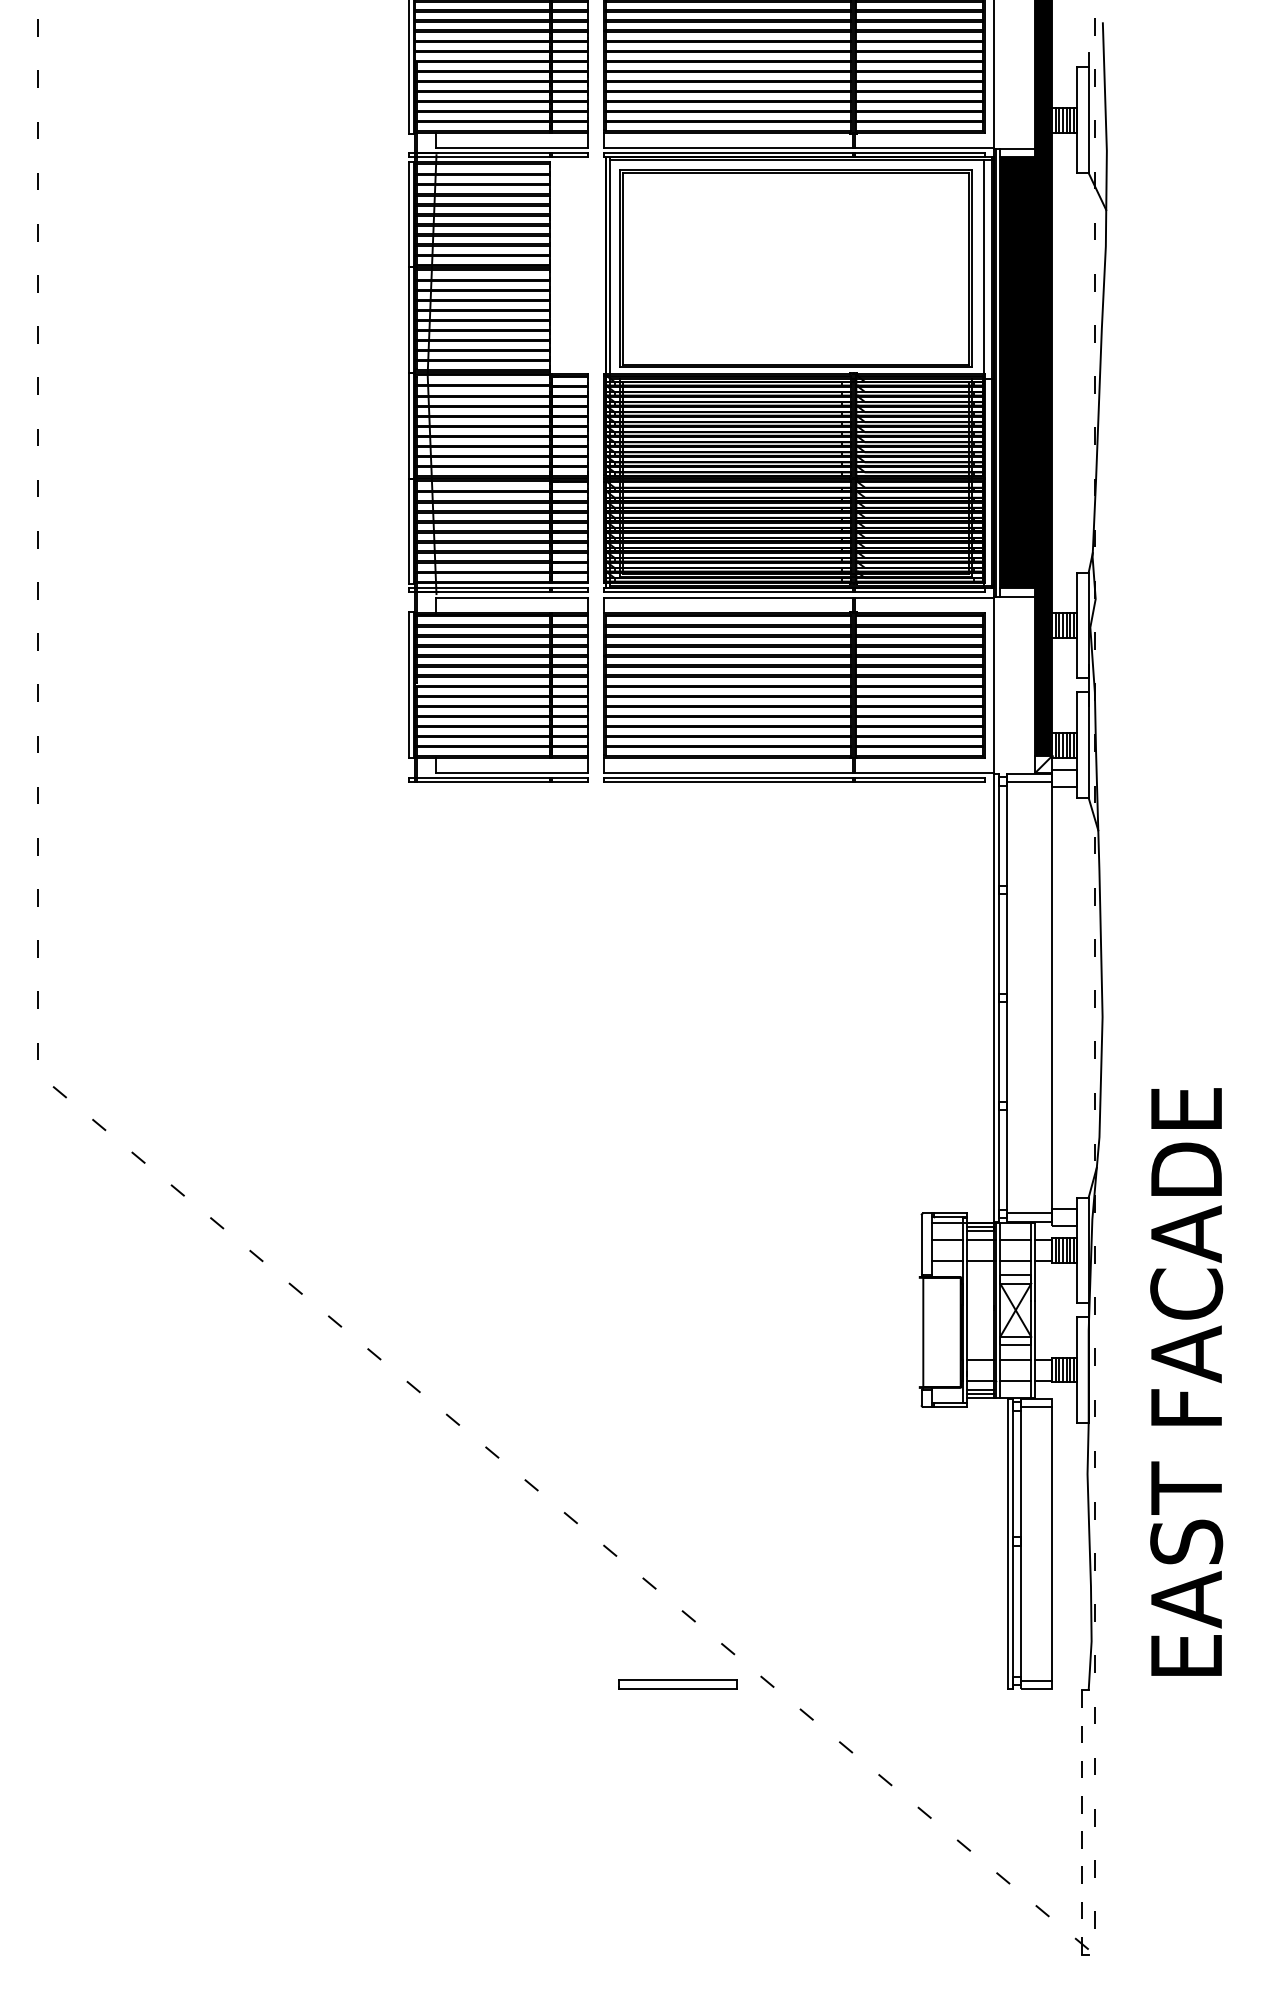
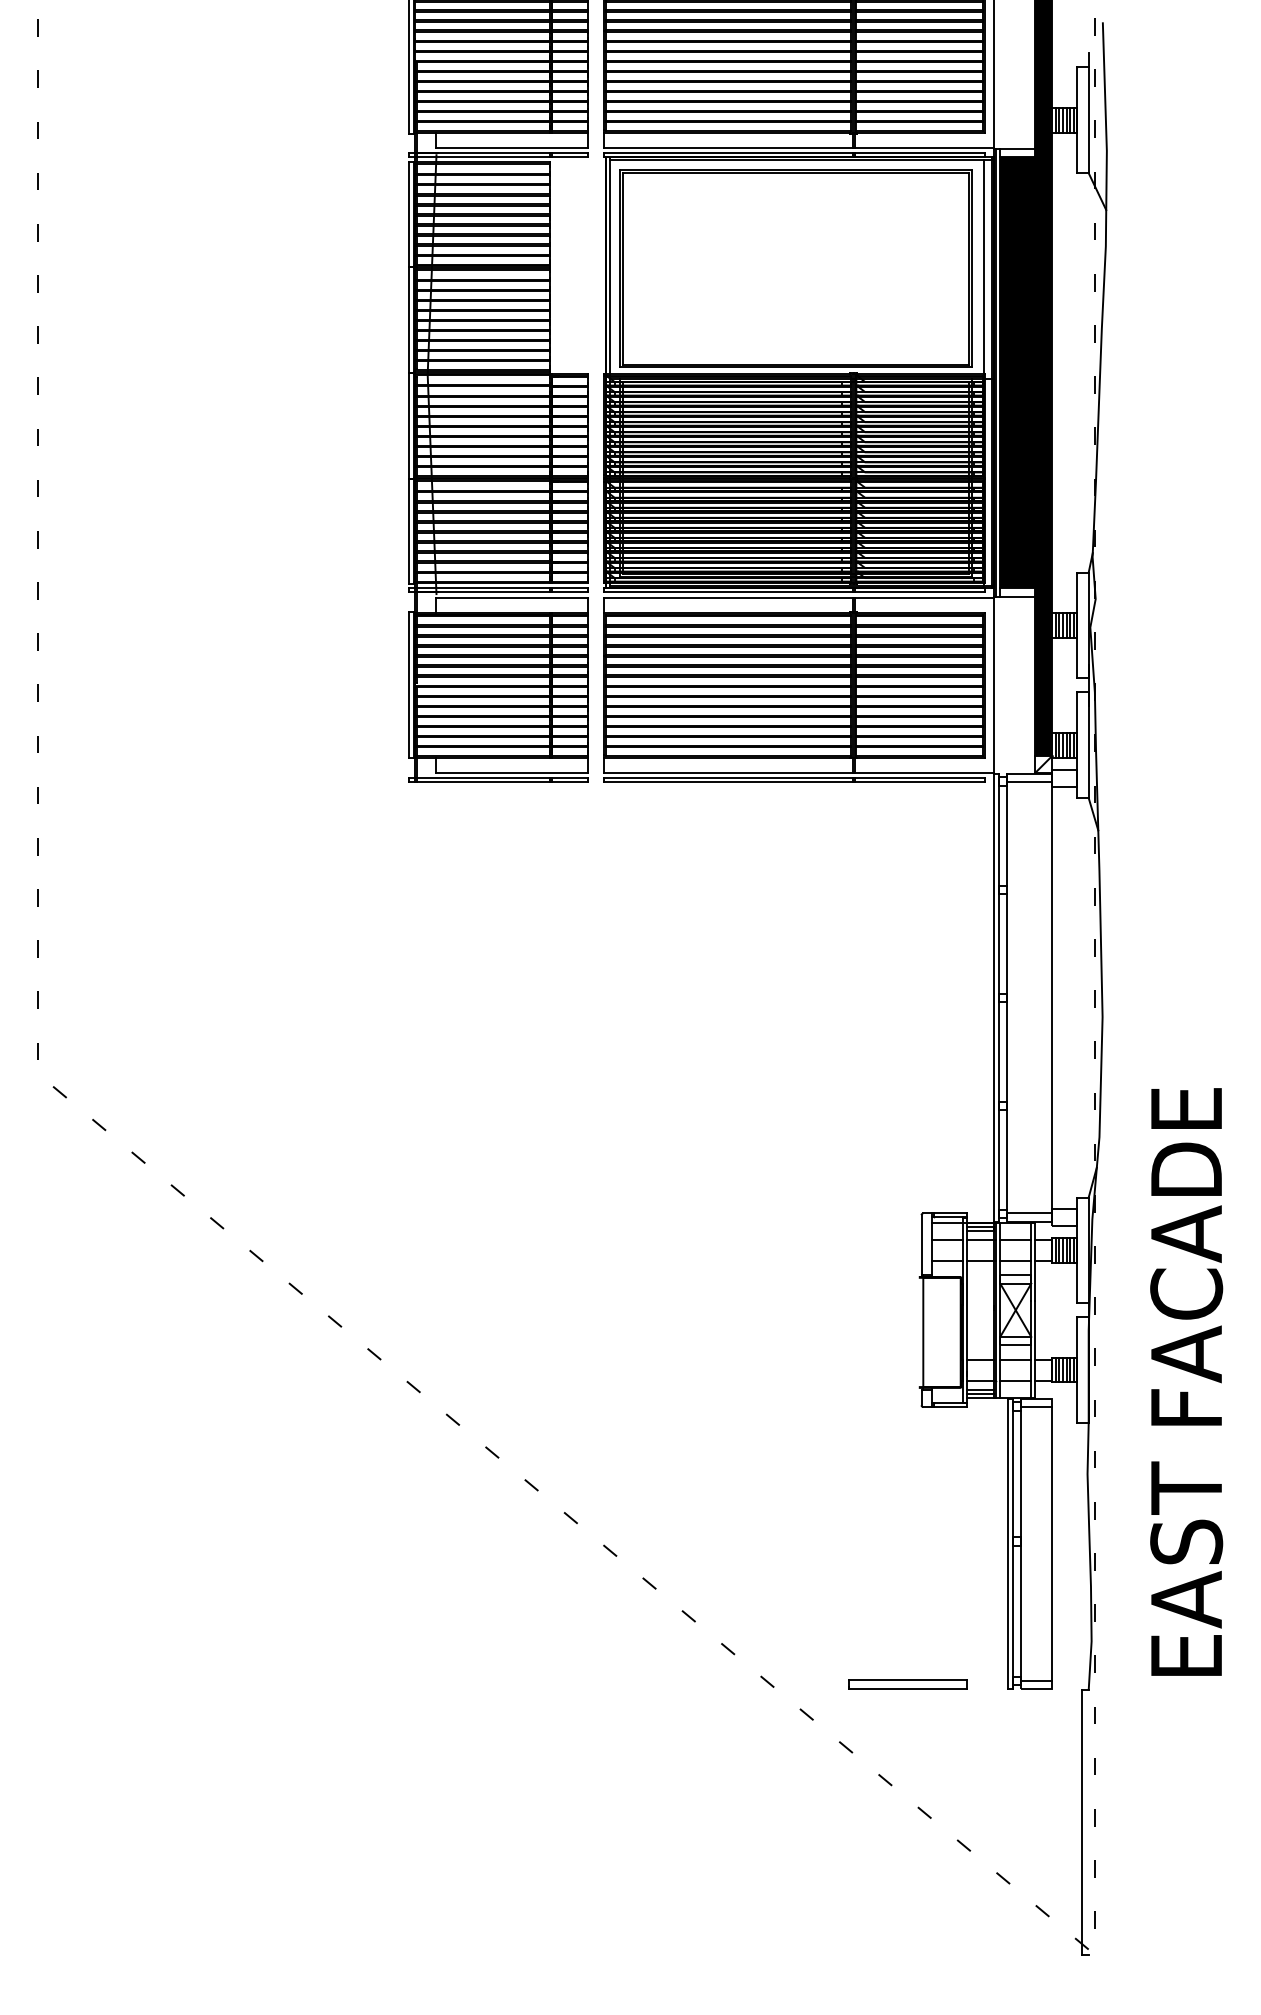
part position: (677, 1684) -> (907, 1684) (907, 1684)
line: dashed -> solid (1081, 1822)
